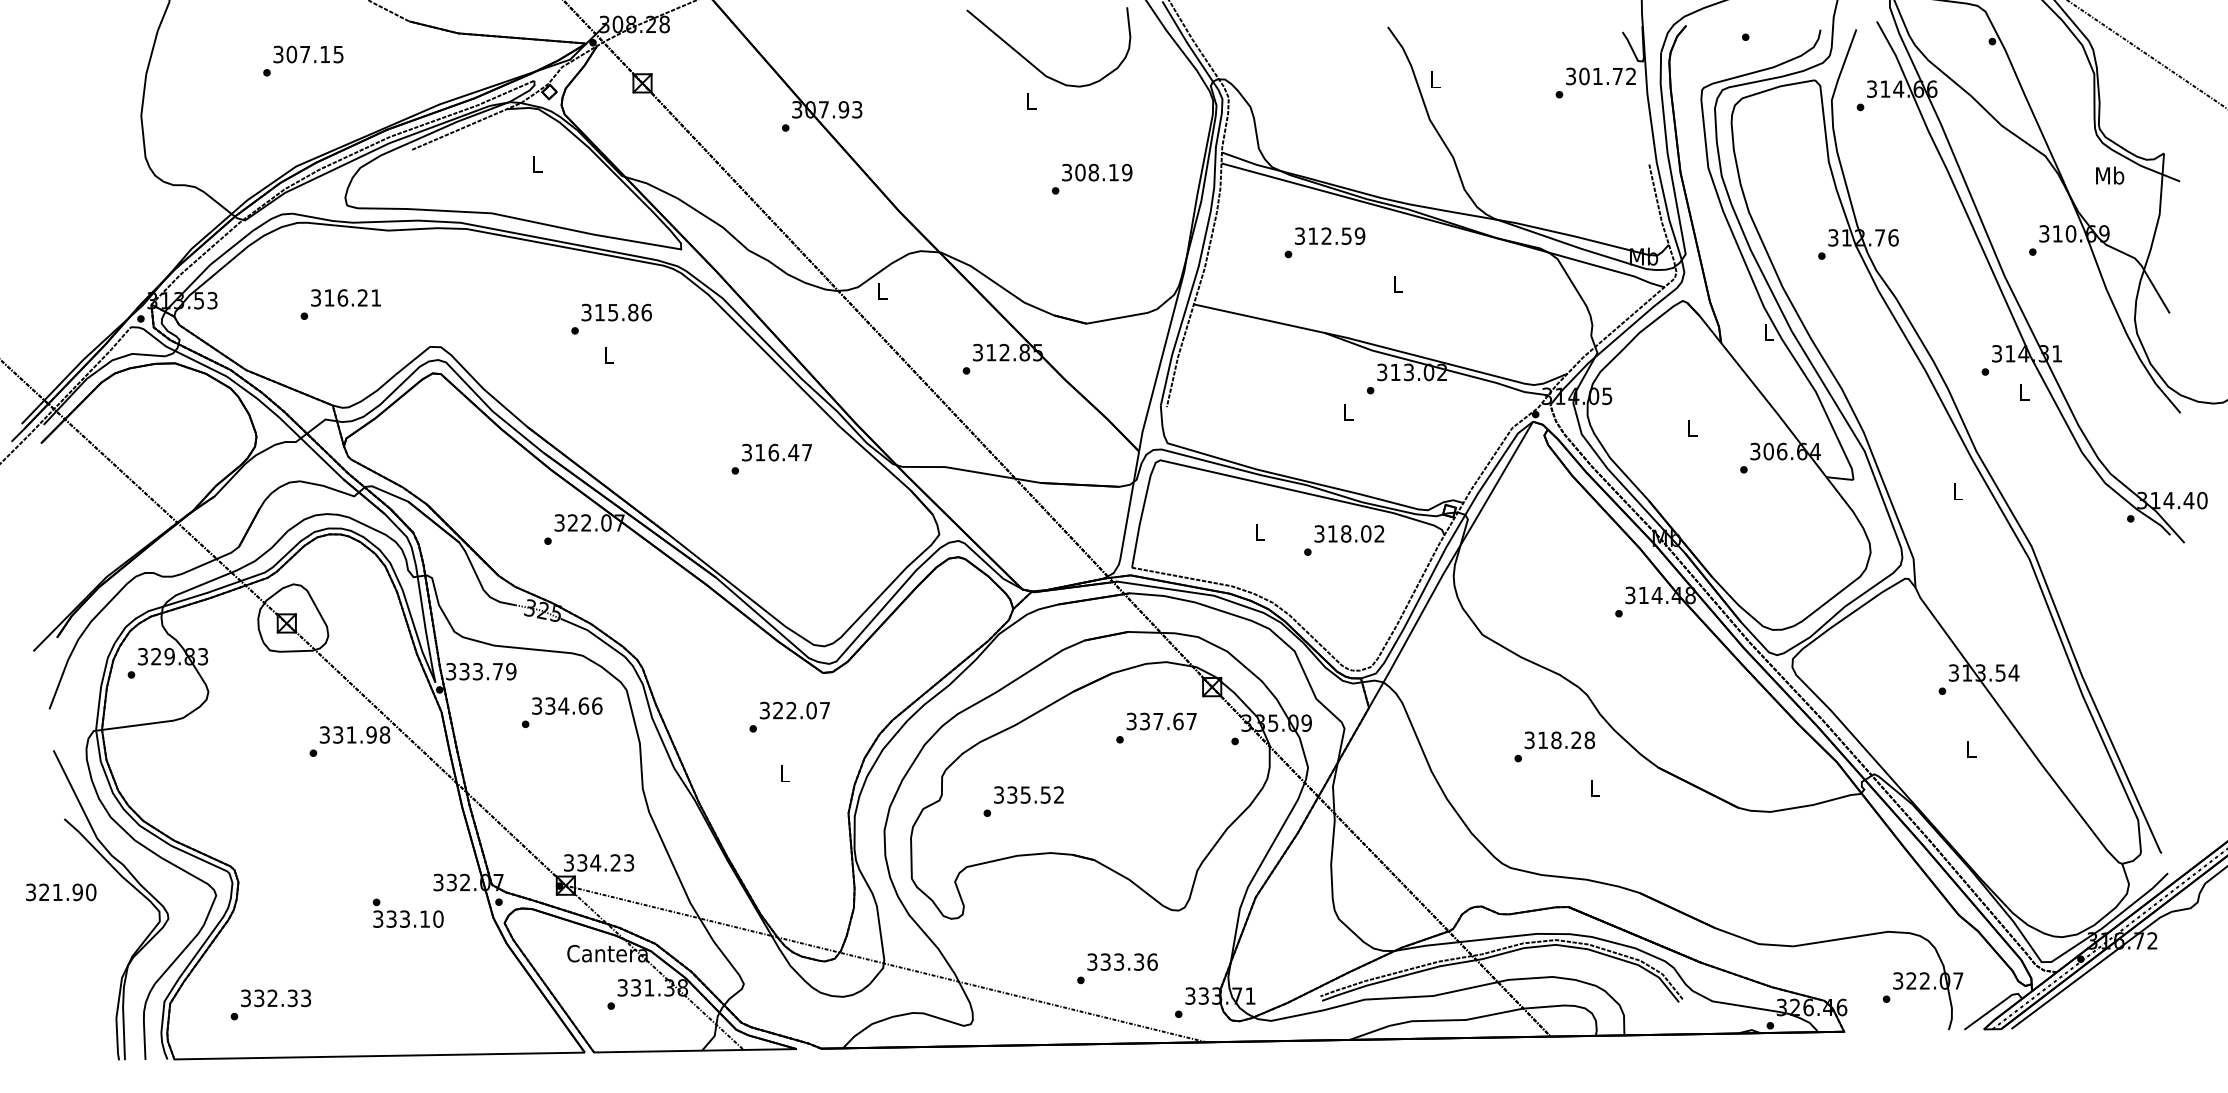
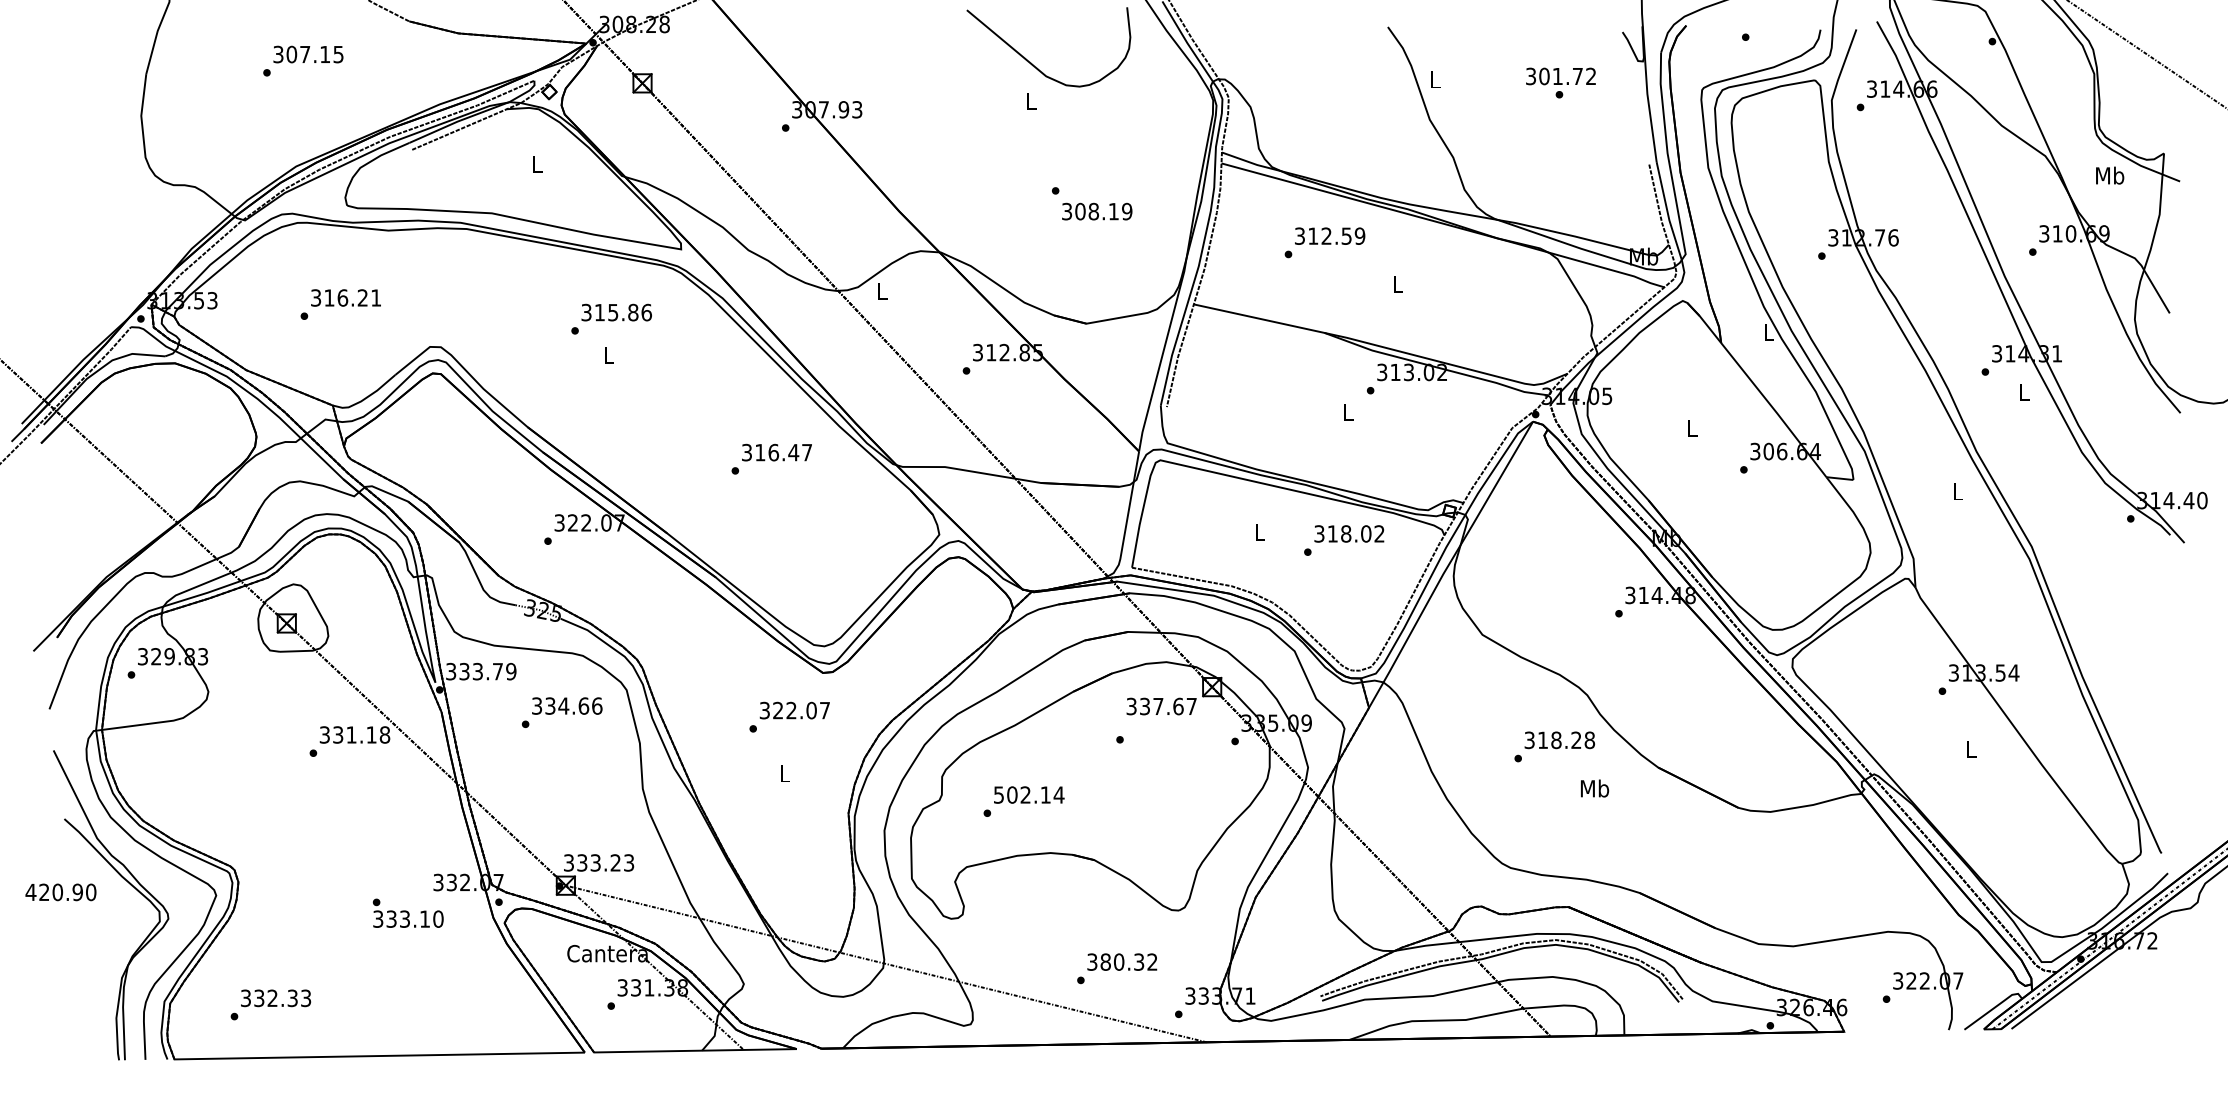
text position: (1600, 76) -> (1560, 76) (1560, 76)
text position: (1097, 172) -> (1097, 211) (1097, 211)
text position: (1161, 721) -> (1161, 706) (1161, 706)
text: 331.98 -> 331.18 (371, 734)
text: L -> Mb (1594, 788)
text: 335.52 -> 502.14 (1029, 794)
text: 334.23 -> 333.23 (595, 862)
text: 321.90 -> 420.90 (44, 892)
text: 333.36 -> 380.32 (1128, 961)
